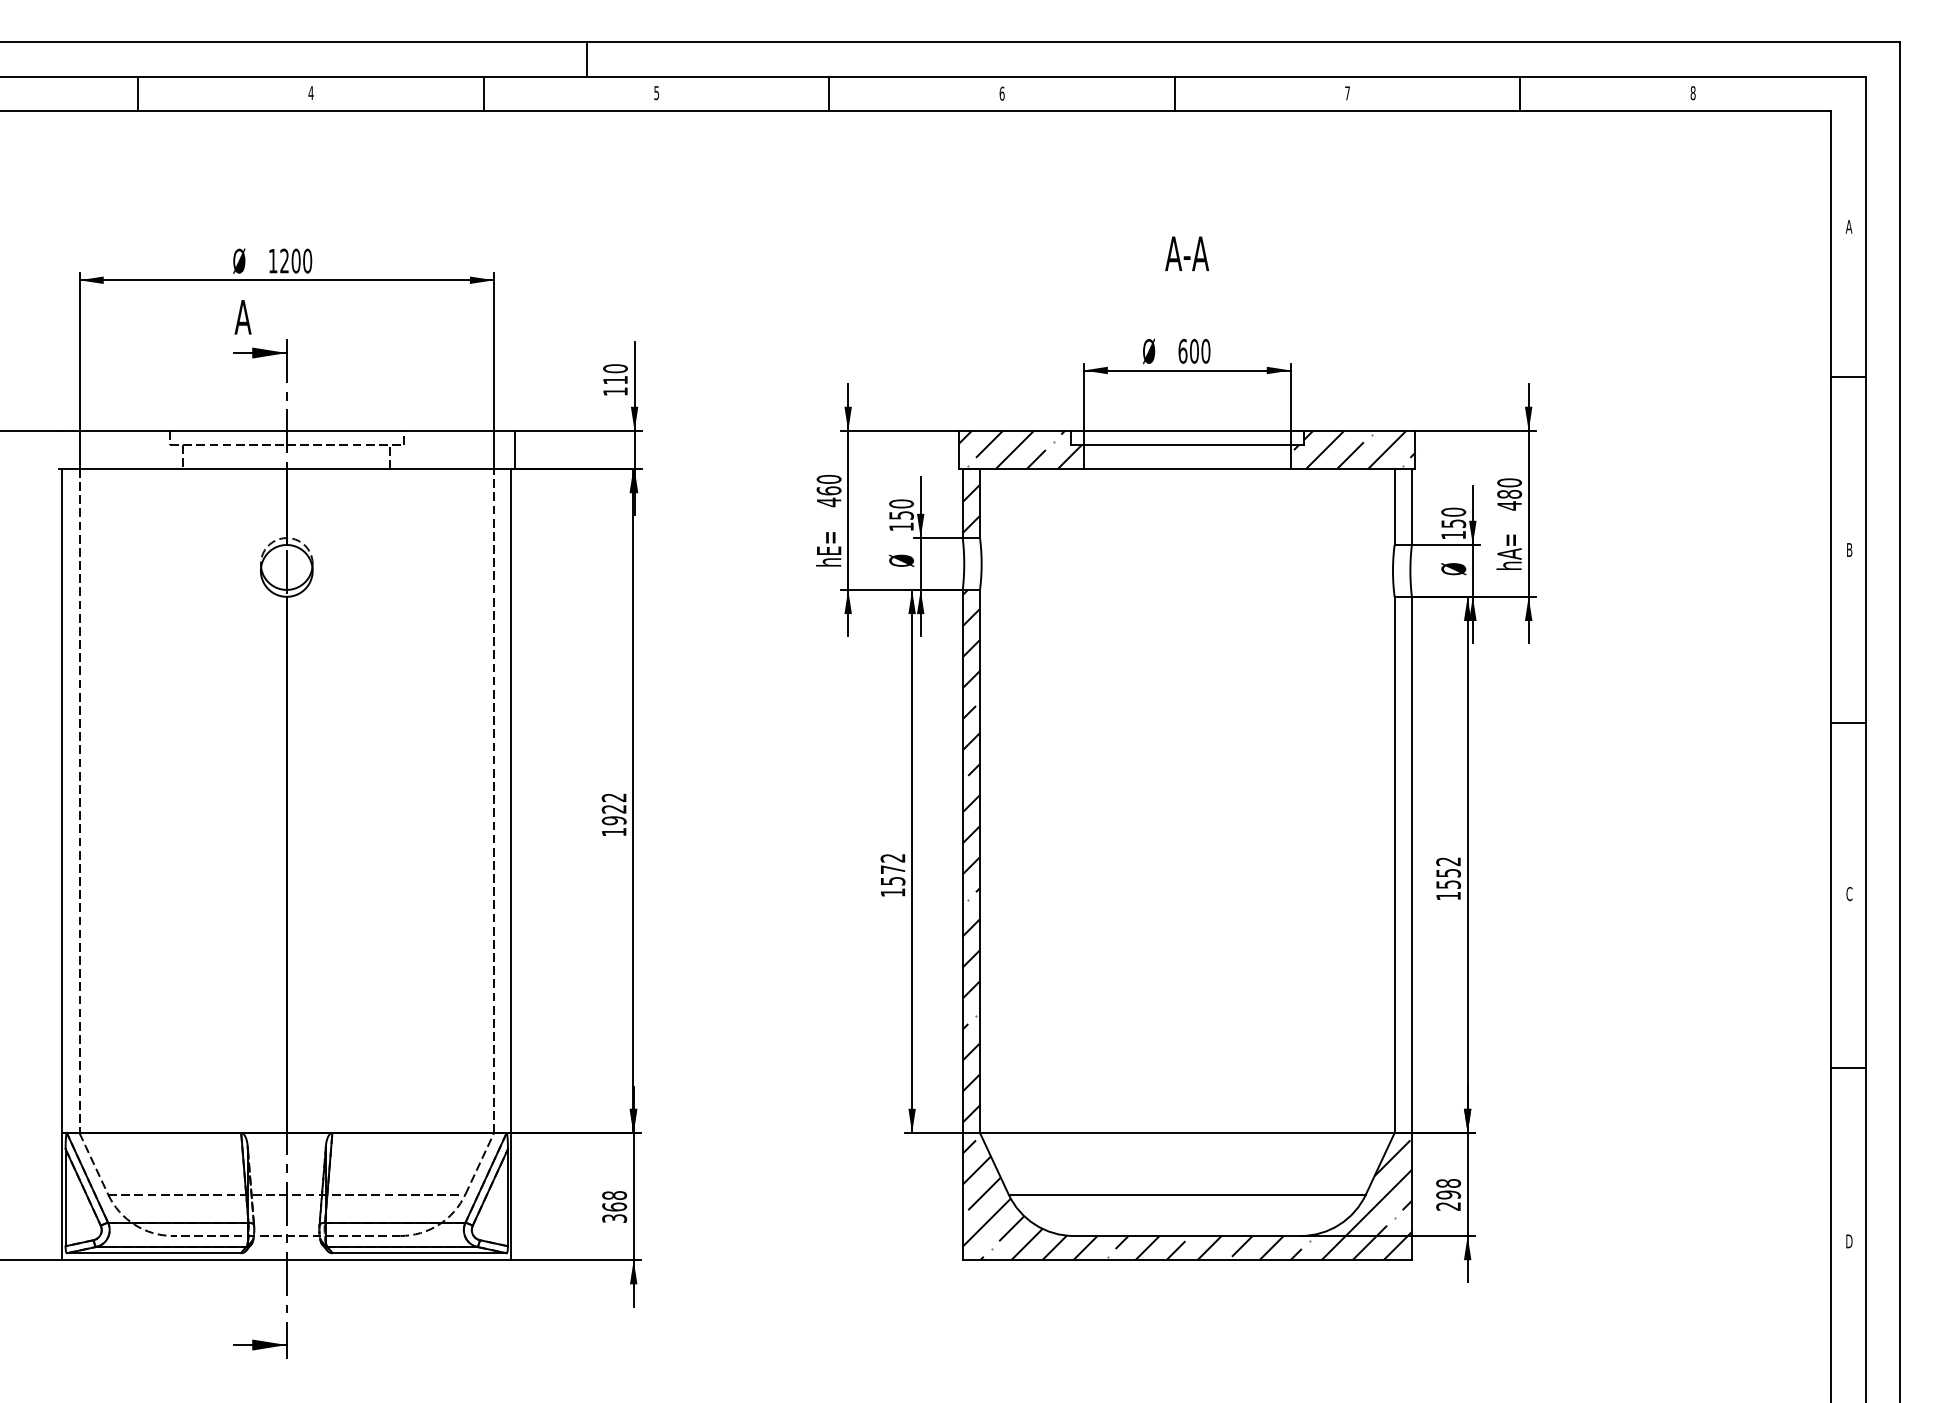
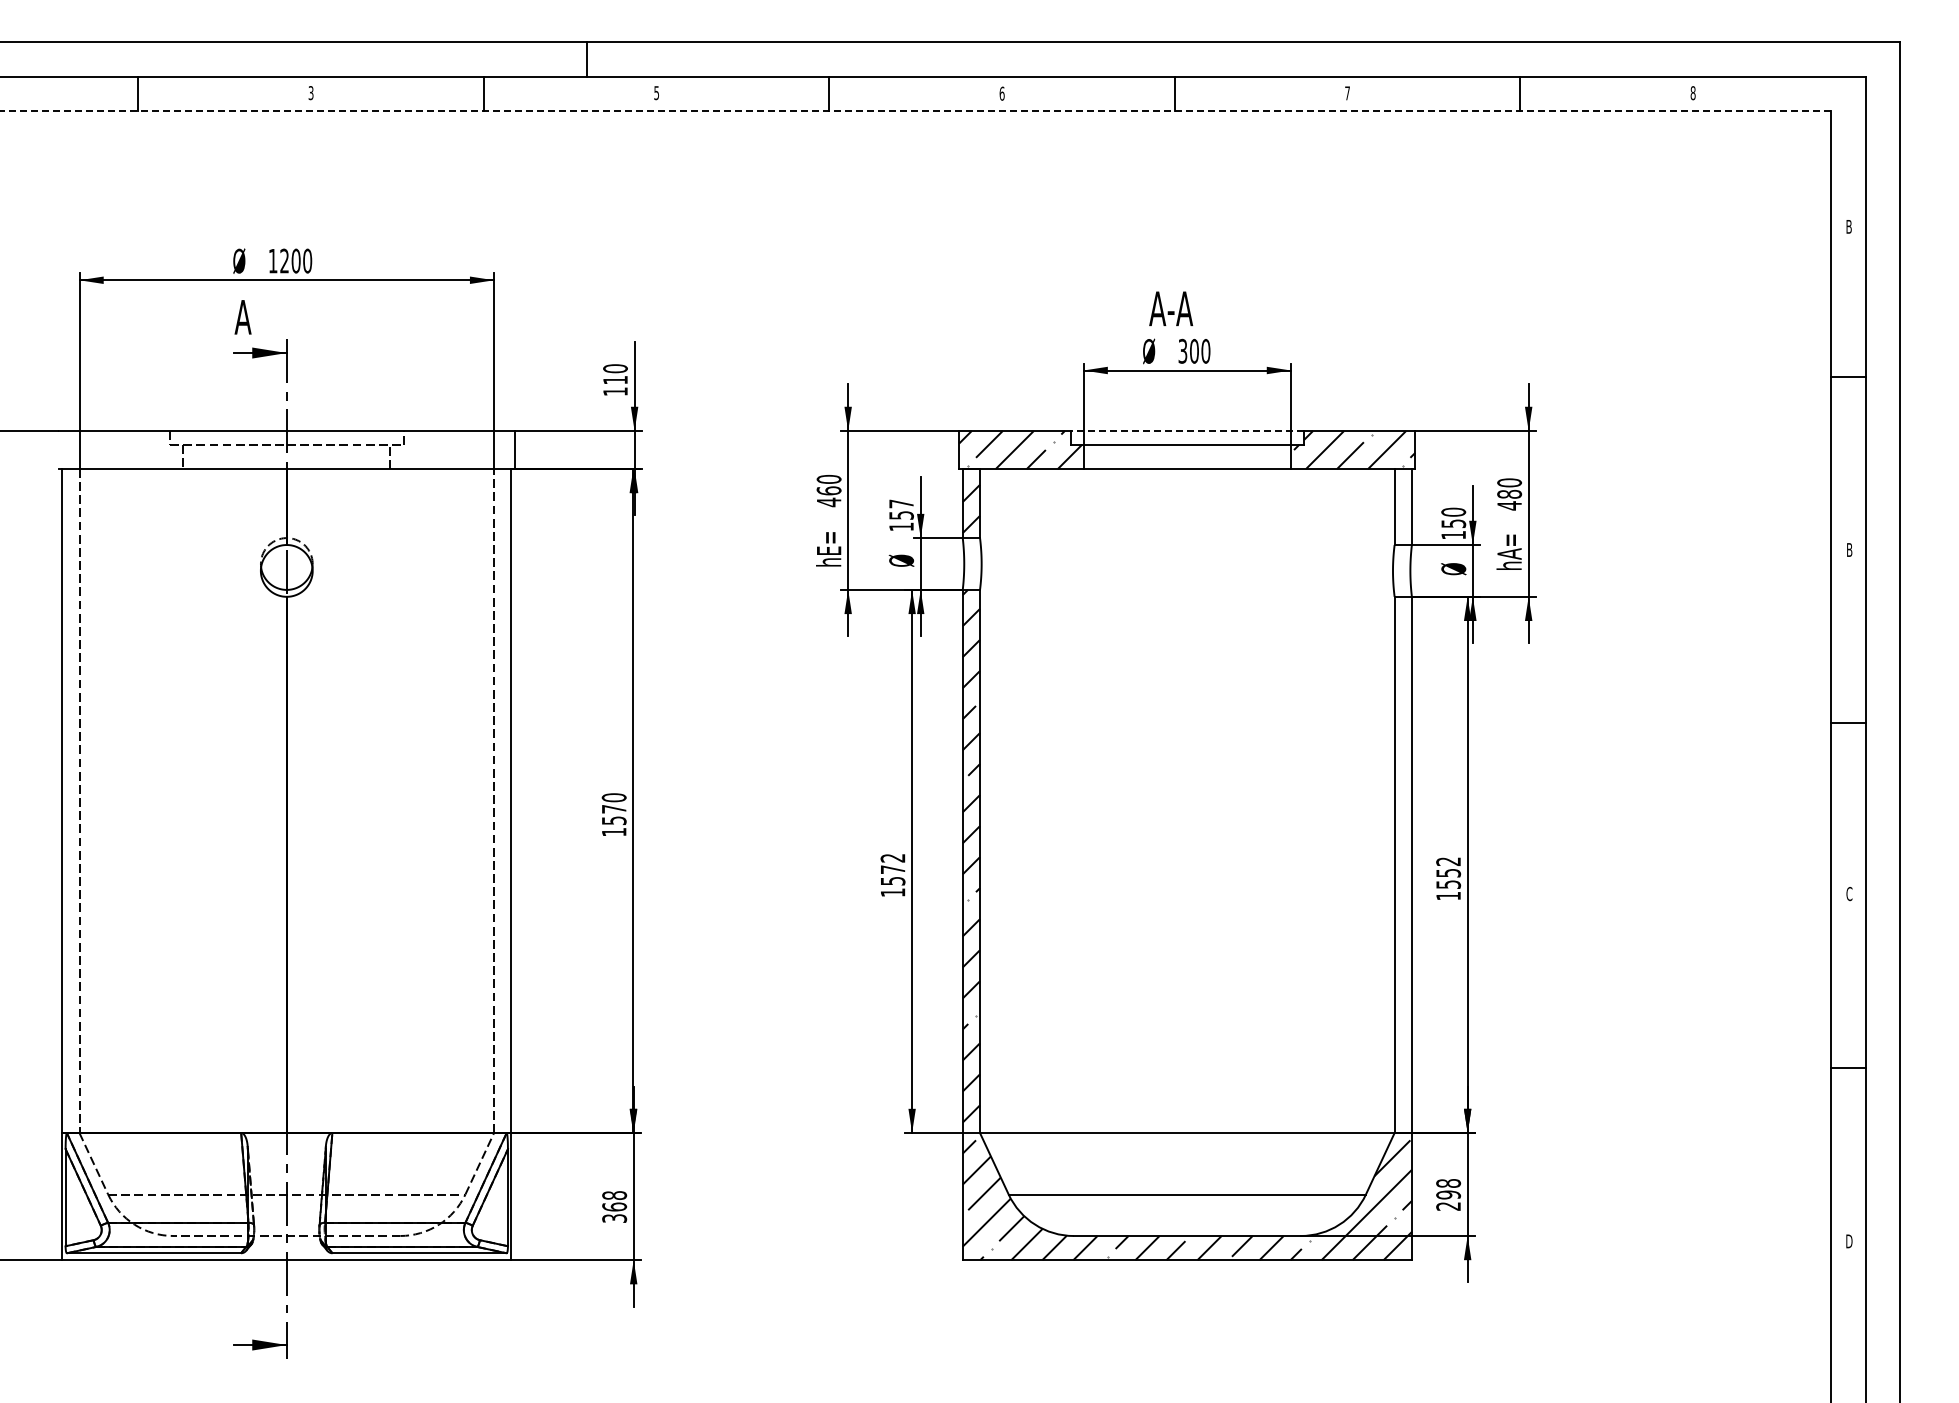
text: 4 -> 3 (310, 93)
line: solid -> dashed (915, 111)
text: A -> B (1848, 226)
text position: (1187, 253) -> (1171, 308) (1171, 308)
text: 600 -> 300 (1182, 350)
line: solid -> dashed (1187, 430)
text: 150 -> 157 (901, 503)
text: 1922 -> 1570 (613, 809)
